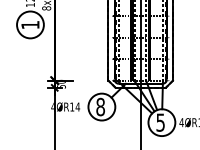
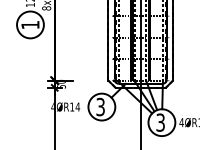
text: 8 -> 3 (100, 107)
text: 5 -> 3 (160, 122)
